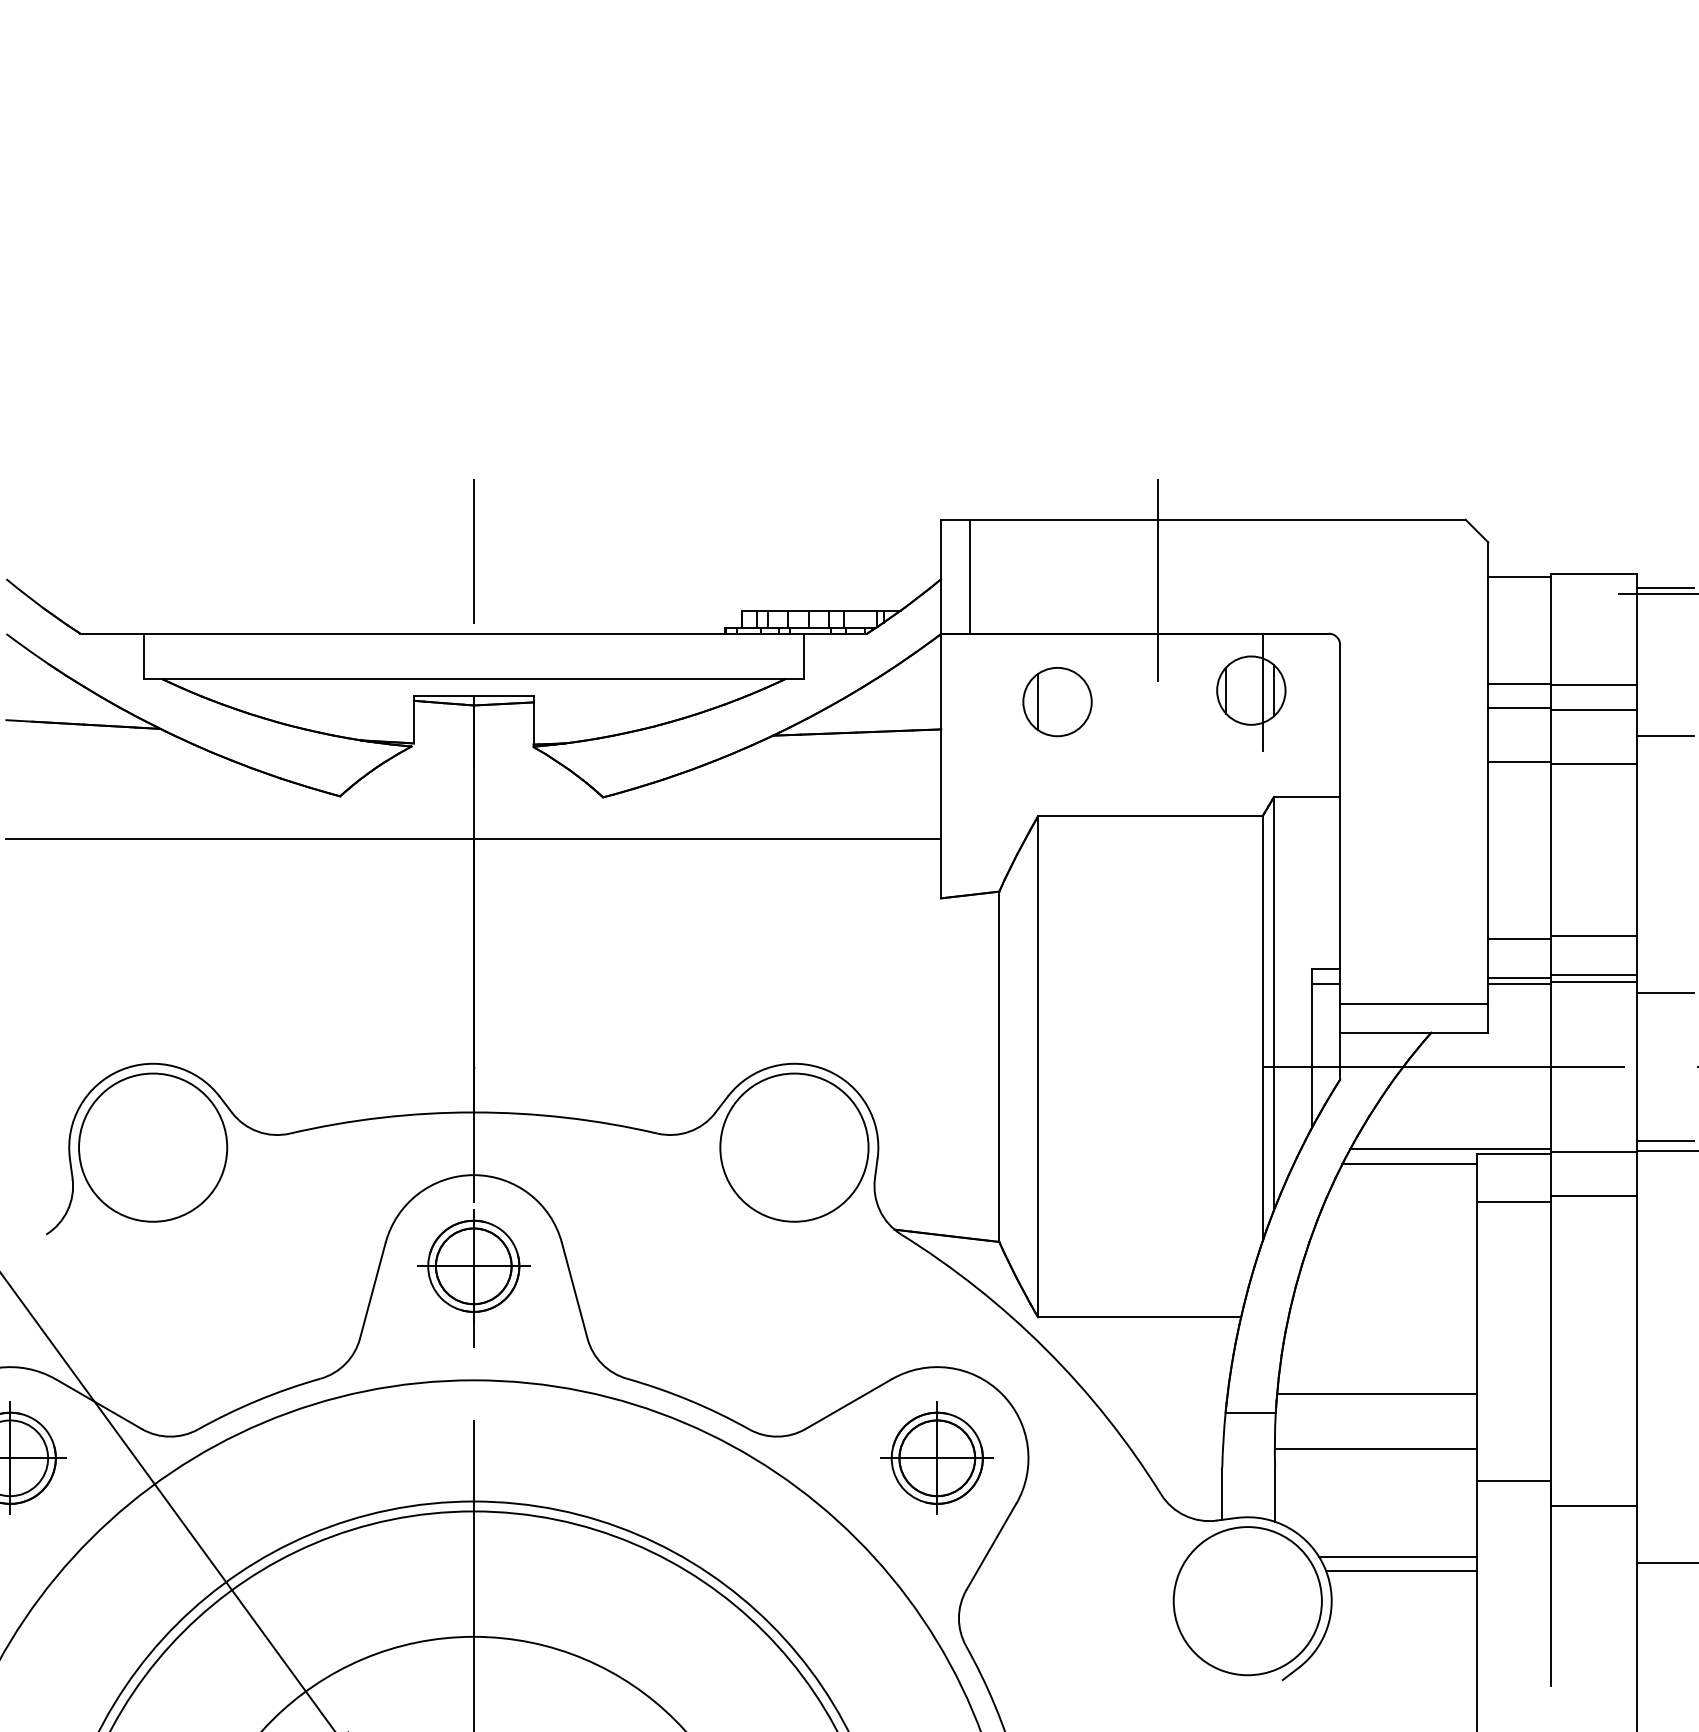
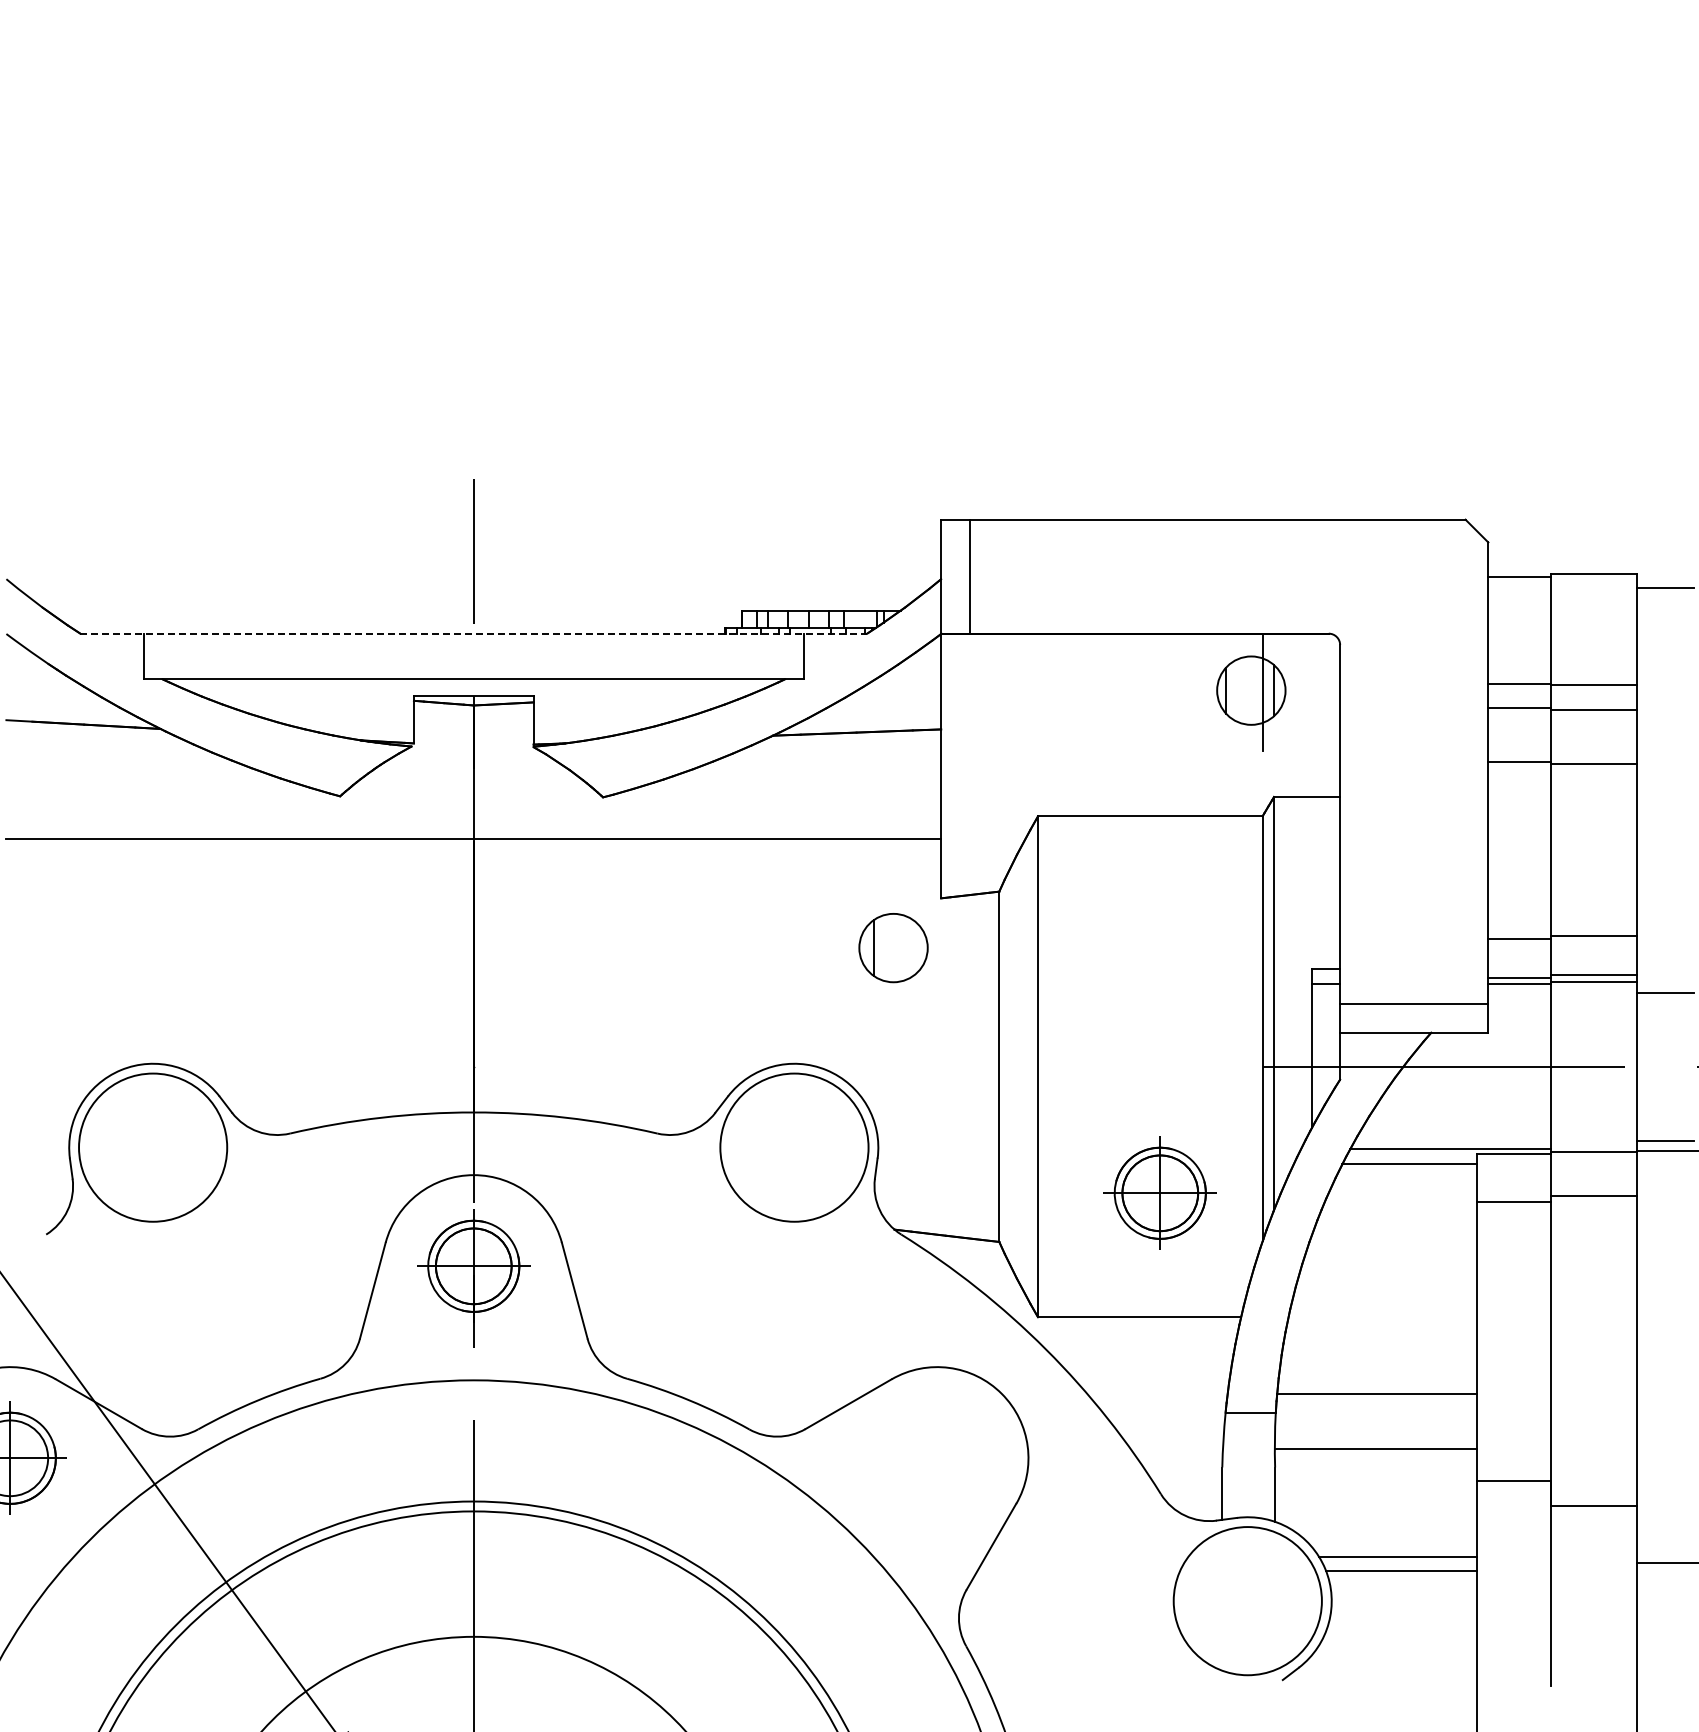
line: present -> none (1157, 580)
line: present -> none (1657, 593)
line: solid -> dashed (474, 633)
part position: (1057, 702) -> (893, 948) (893, 948)
line: present -> none (1664, 736)
part position: (936, 1457) -> (1159, 1192) (1159, 1192)
